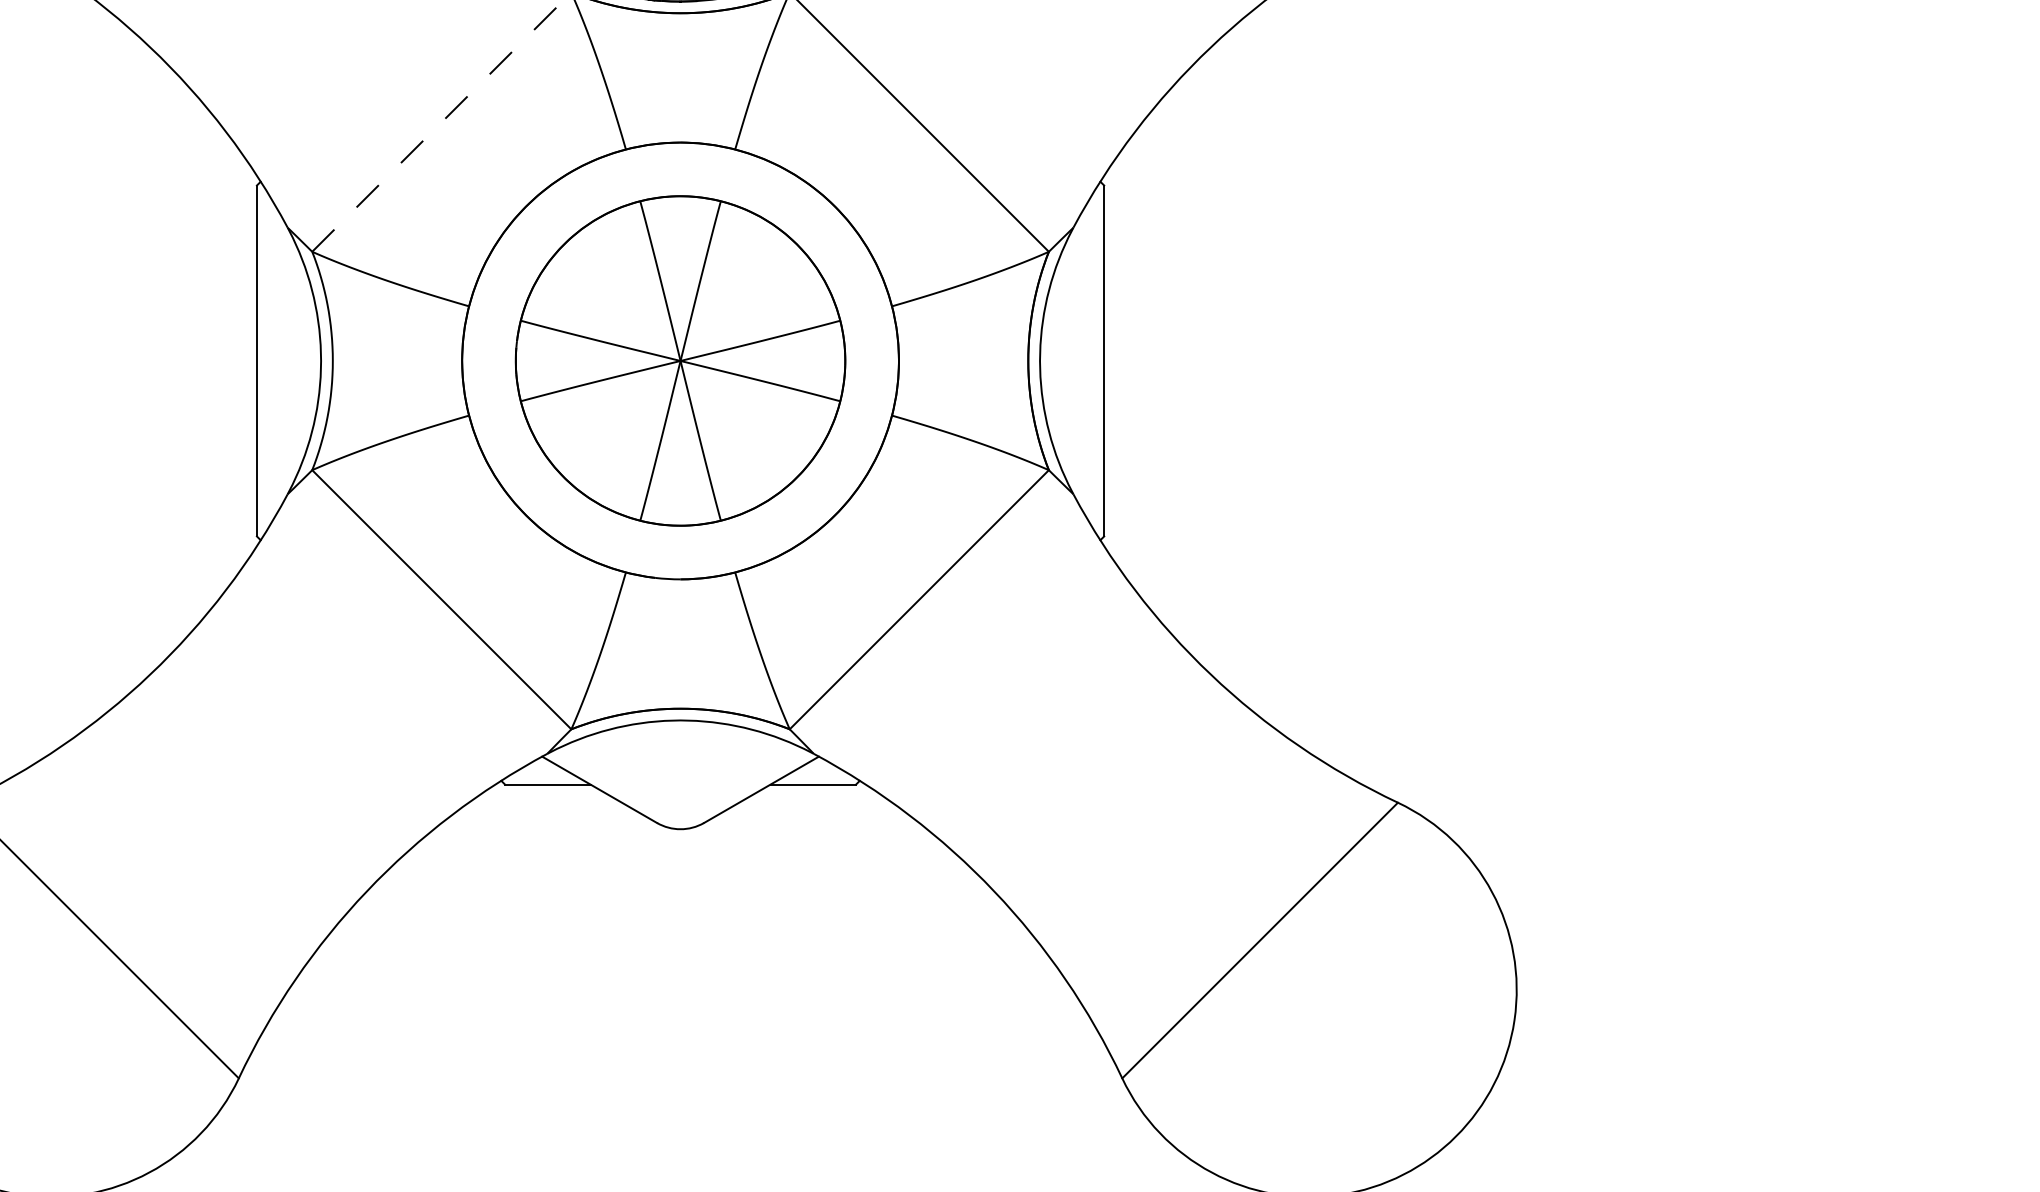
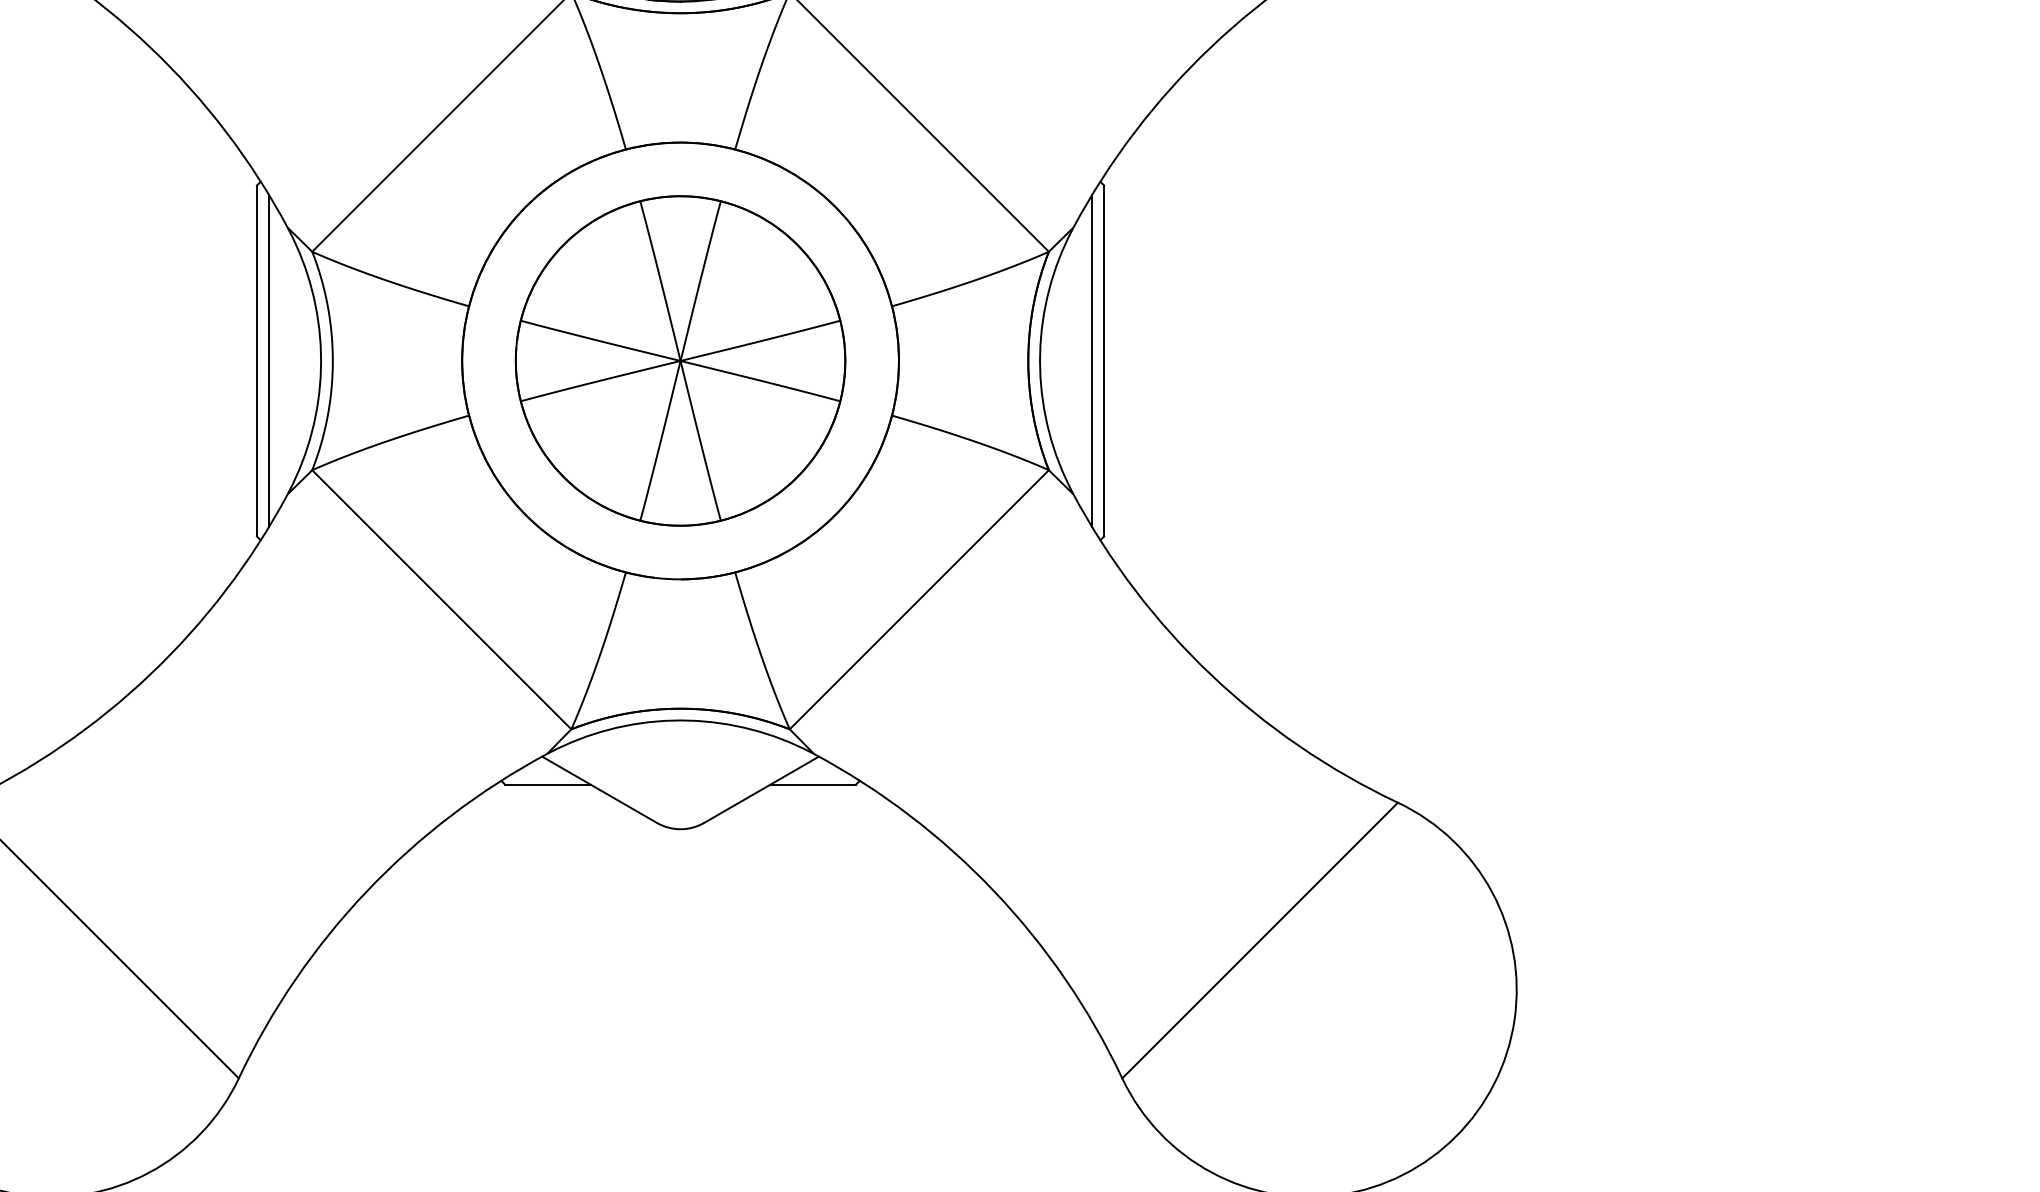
line: dashed -> solid (437, 126)
line: none -> present (268, 360)
line: none -> present (1092, 360)
